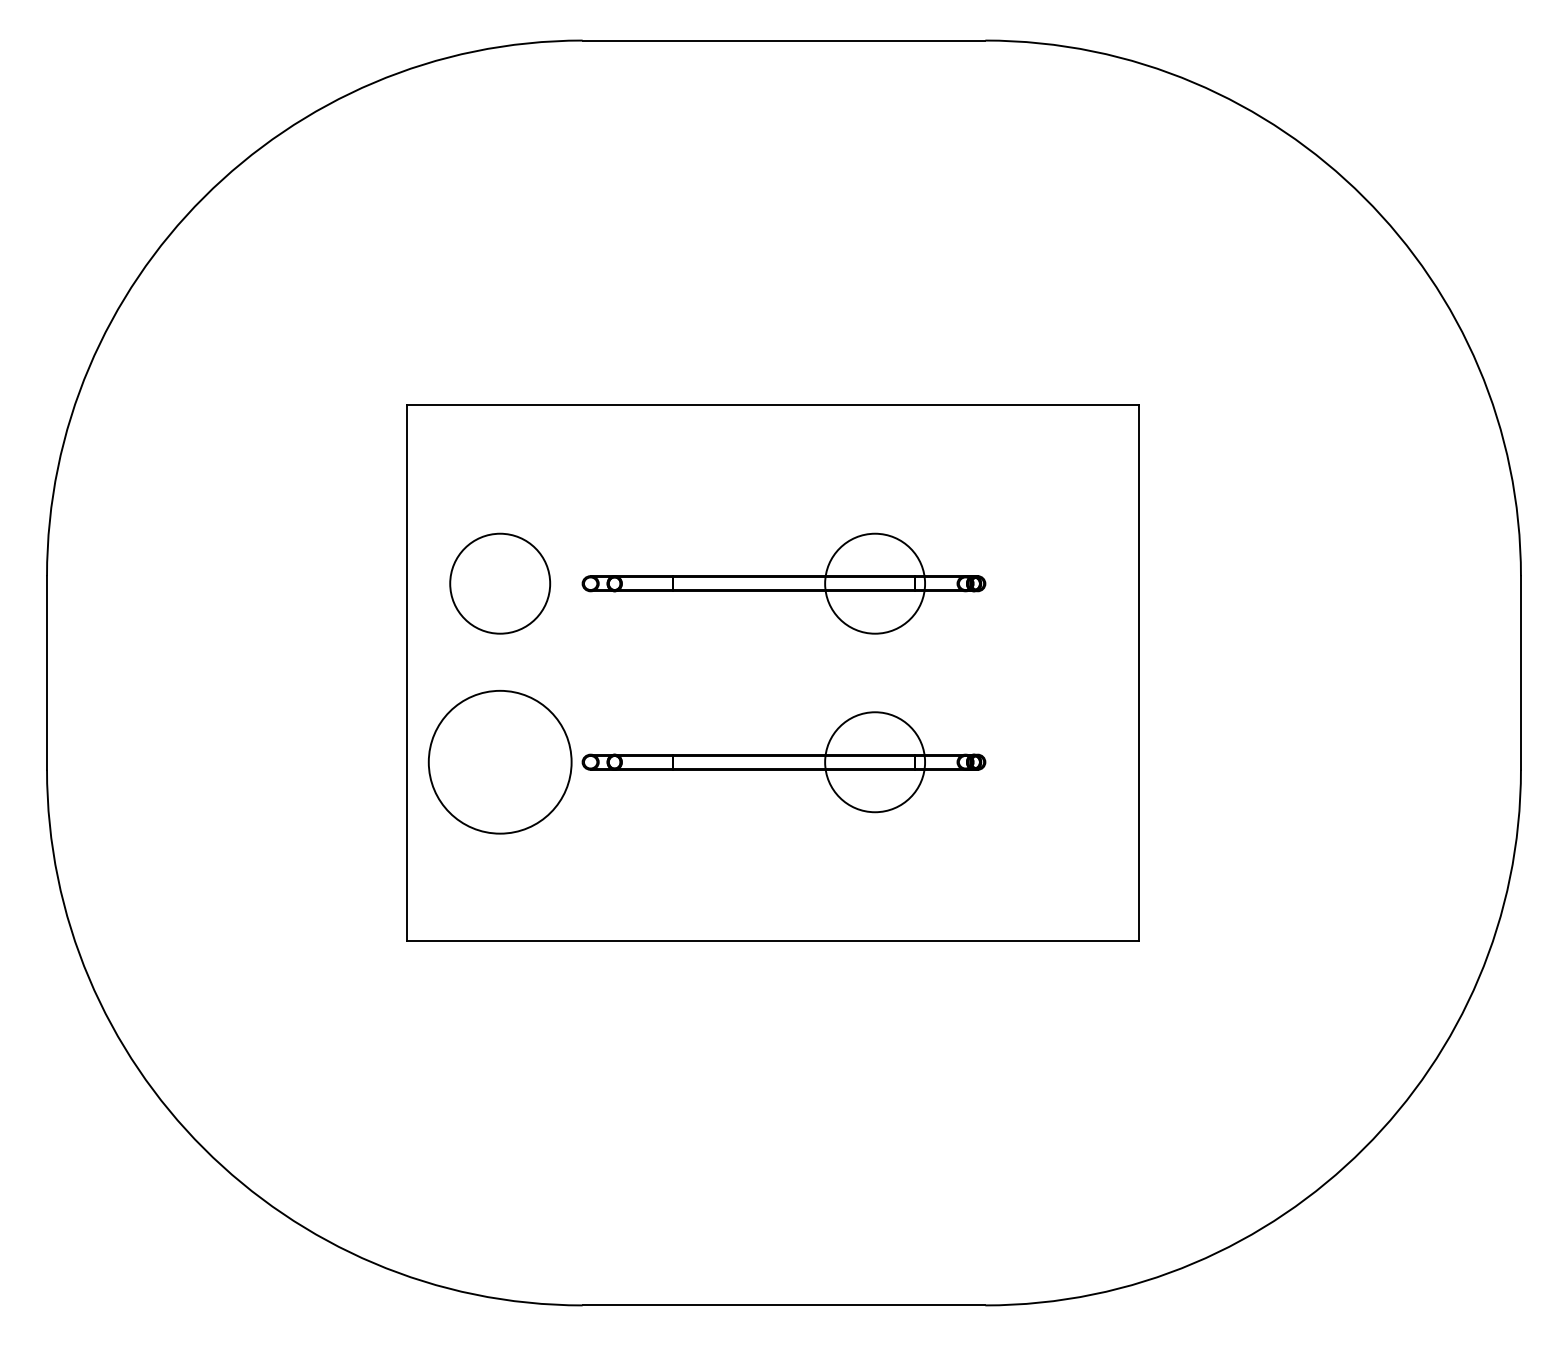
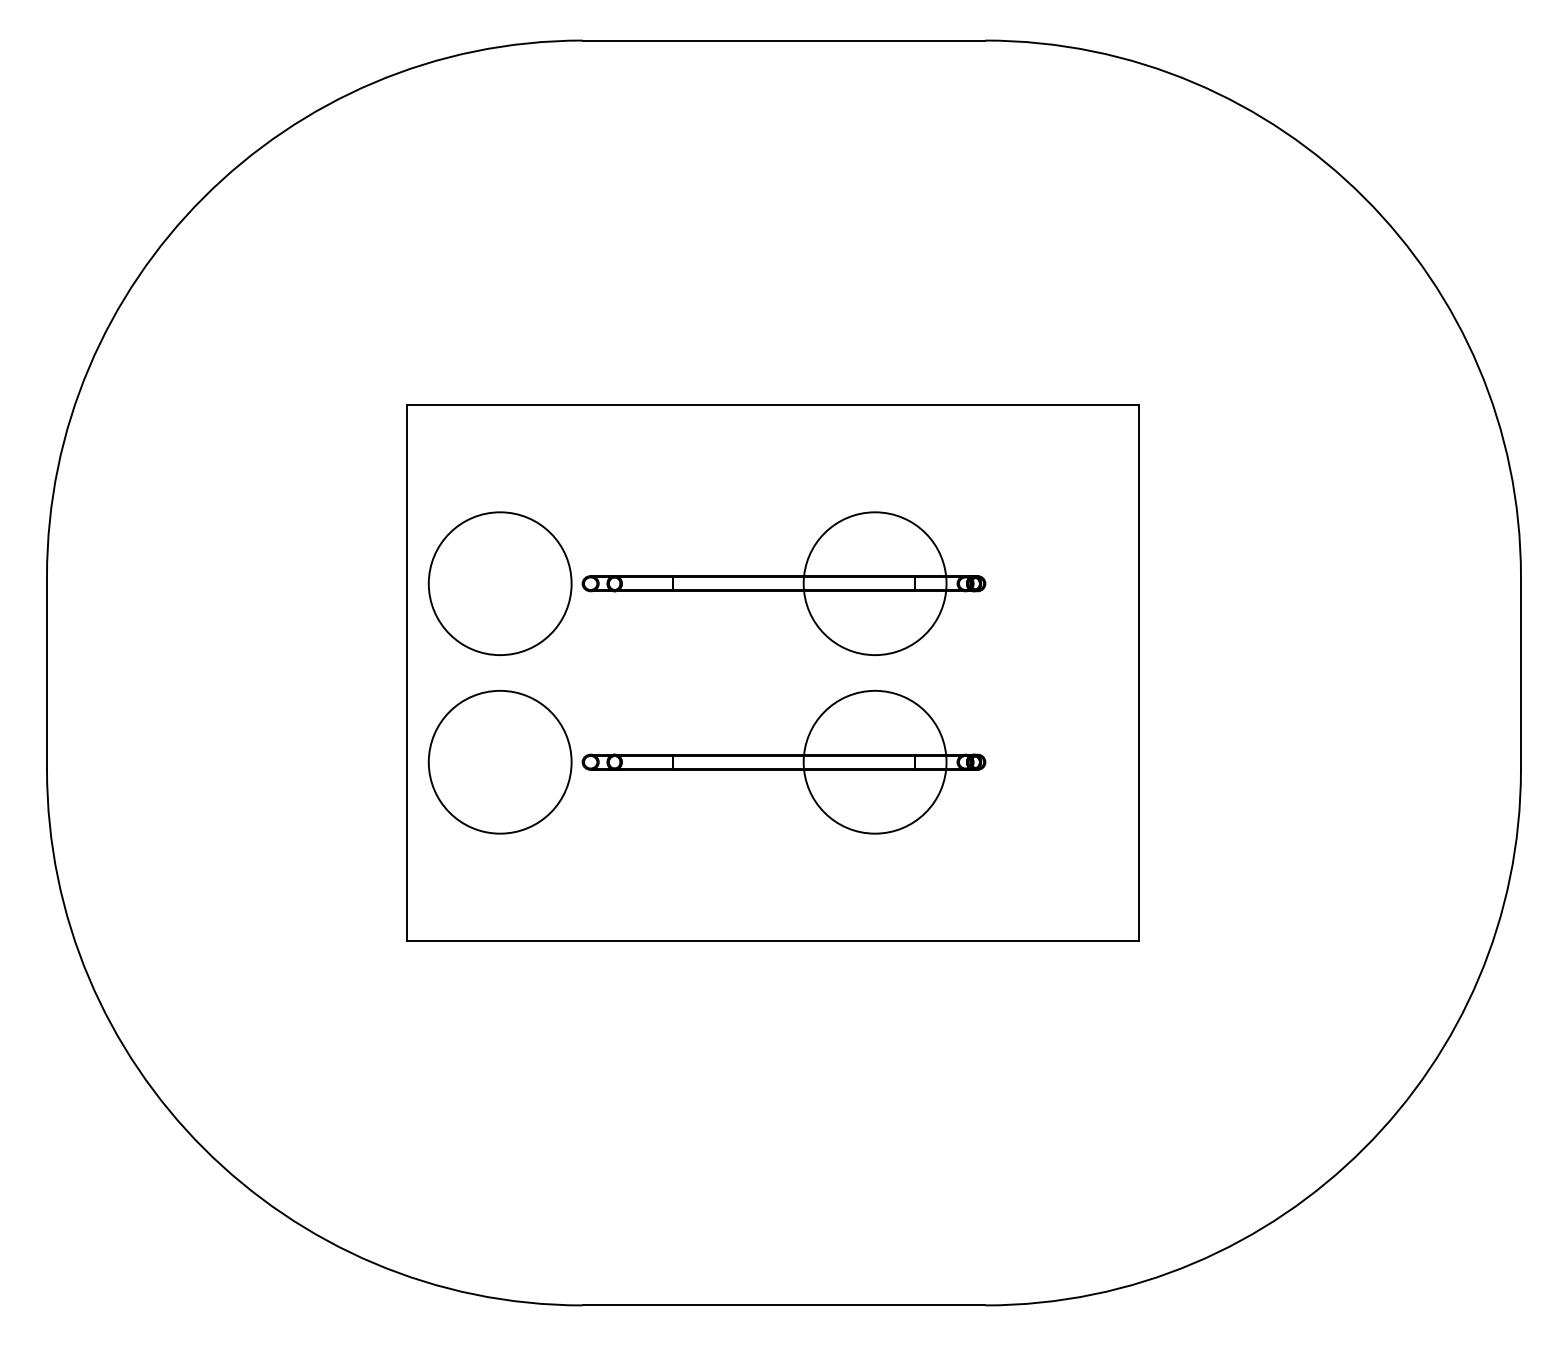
circle diameter: 100 px -> 143 px (499, 583)
circle diameter: 100 px -> 143 px (874, 583)
circle diameter: 100 px -> 143 px (874, 761)
